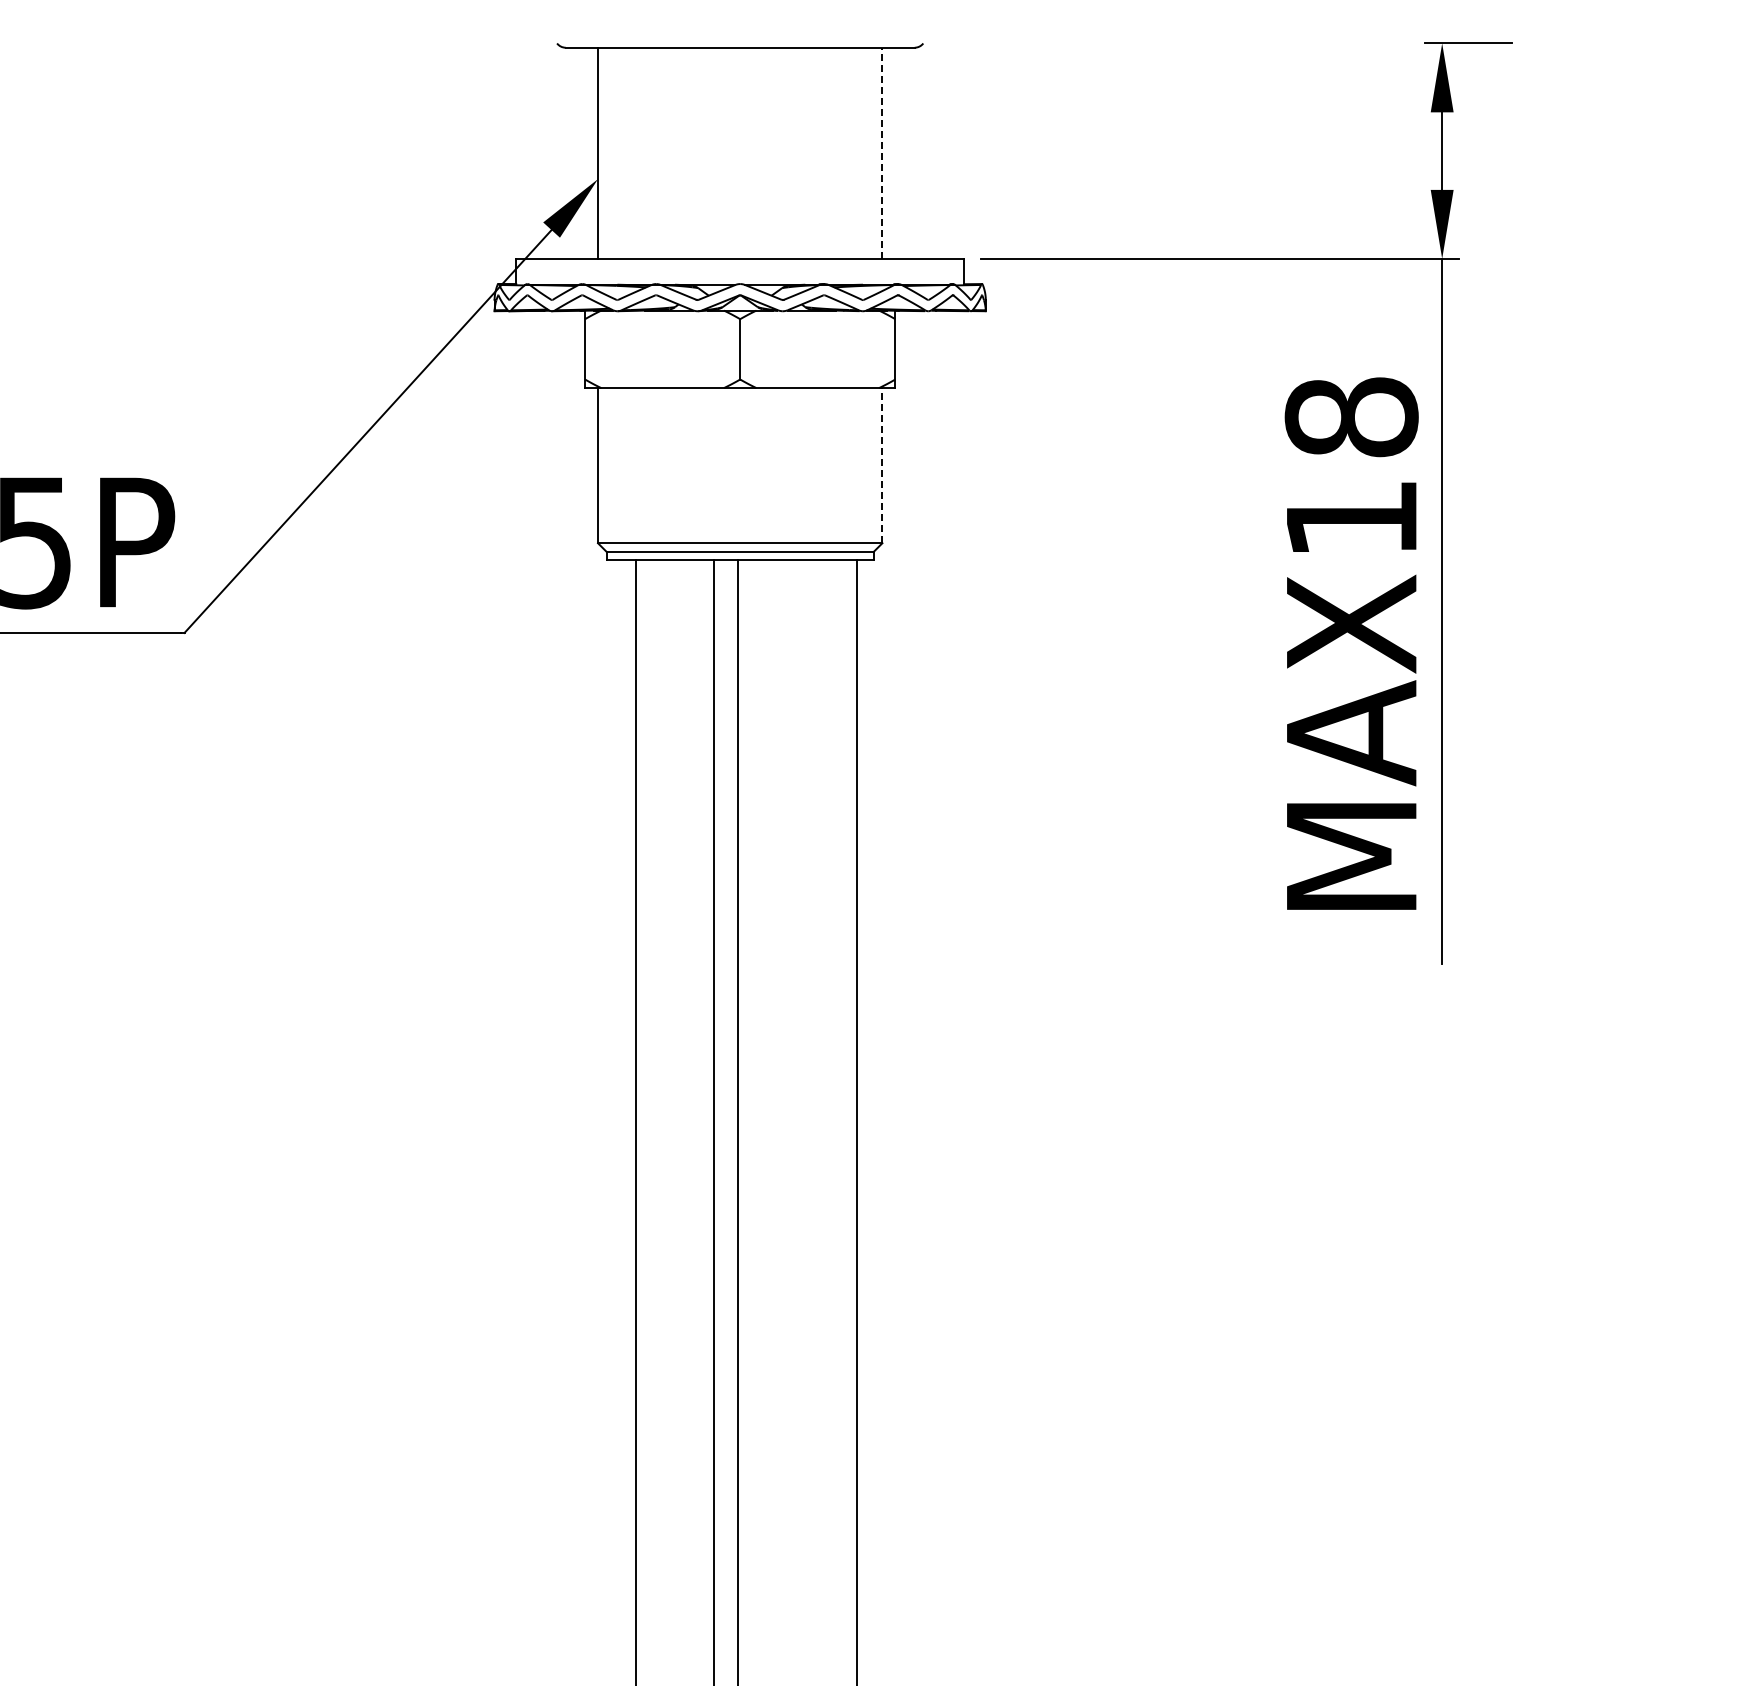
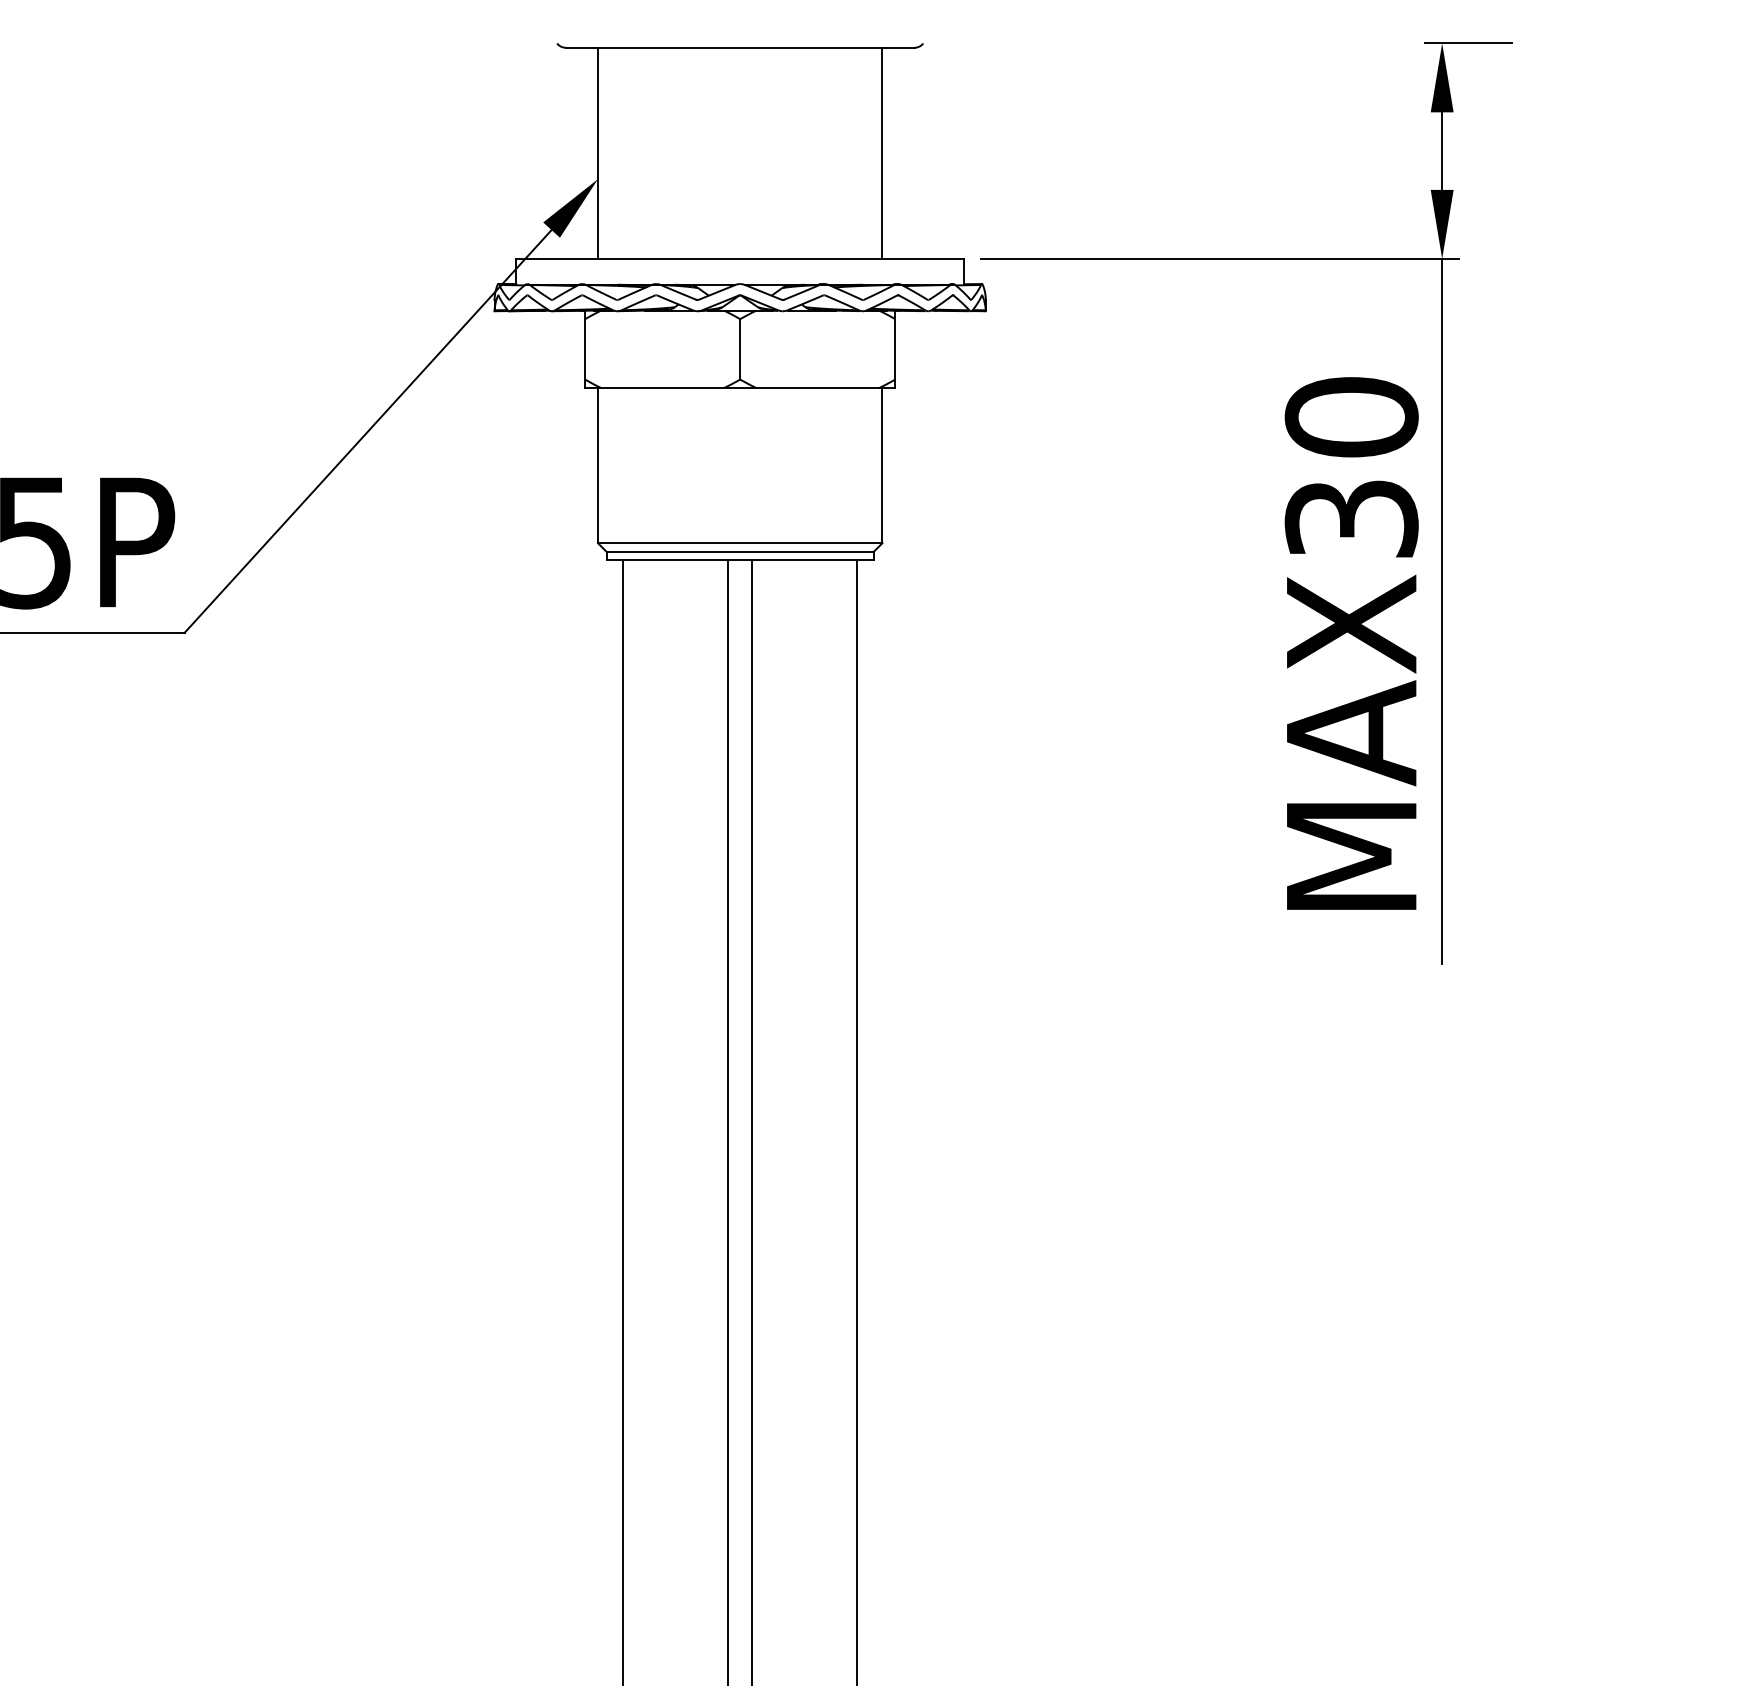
line: dashed -> solid (882, 153)
line: dashed -> solid (882, 465)
text: MAX18 -> MAX30 (1351, 467)
line position: (636, 1121) -> (623, 1121) (623, 1121)
line position: (714, 1121) -> (728, 1121) (728, 1121)
line position: (738, 1121) -> (752, 1121) (752, 1121)
